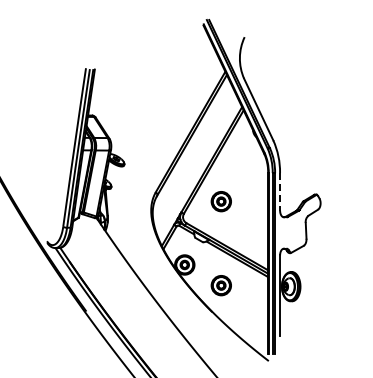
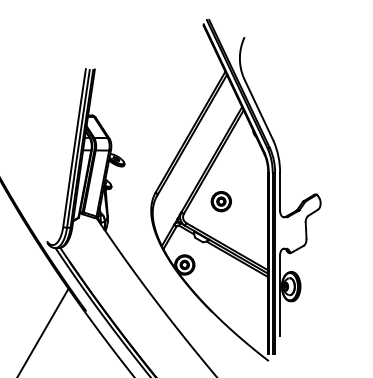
line: dashed -> solid (280, 191)
part: present -> none (220, 285)
line: none -> present (43, 331)
